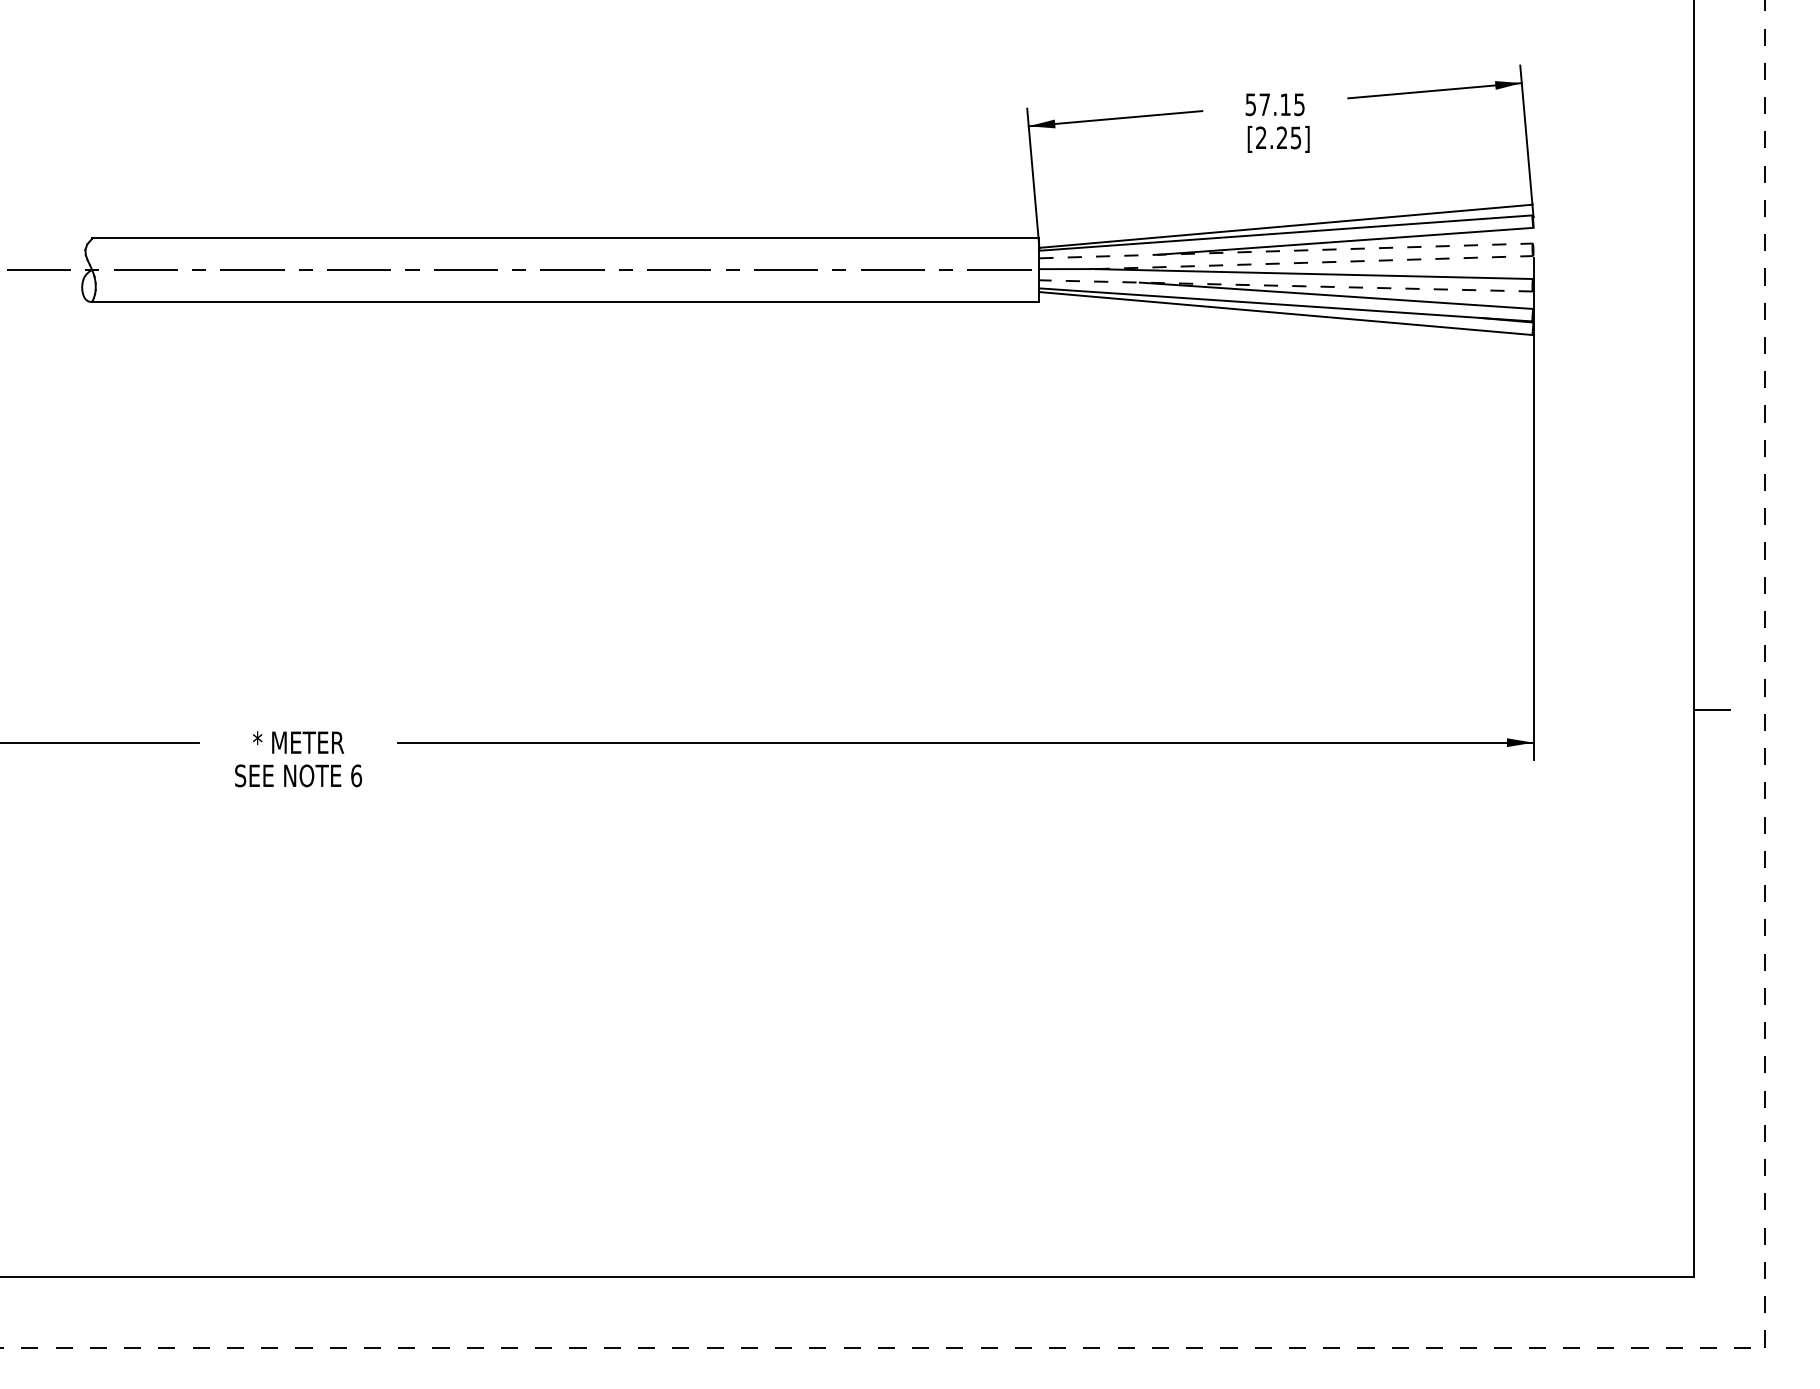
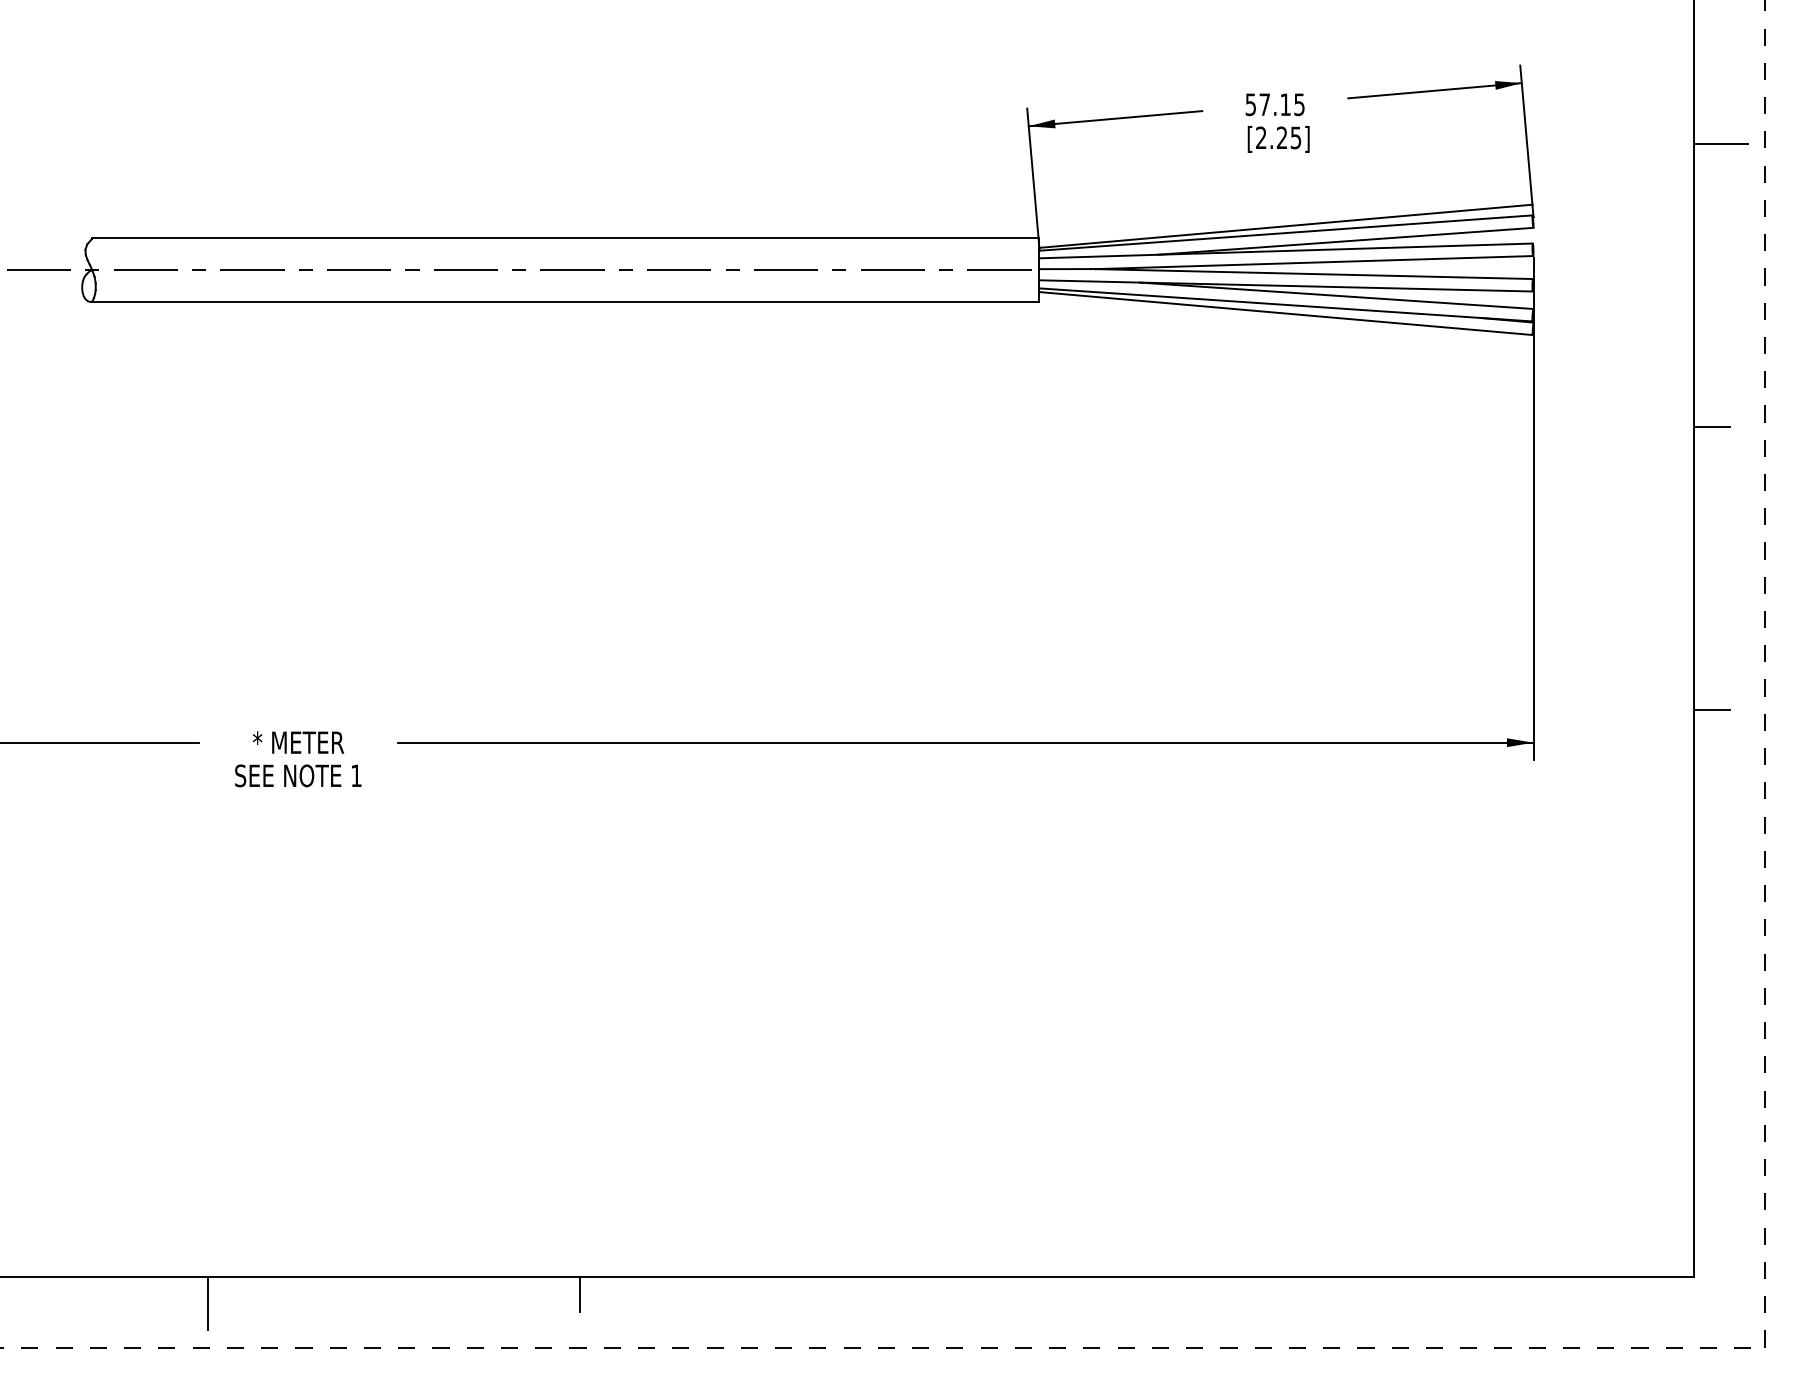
line: none -> present (1720, 144)
line: dashed -> solid (1286, 250)
line: dashed -> solid (1314, 262)
line: dashed -> solid (1284, 285)
line: none -> present (1712, 427)
text: 6 -> 1 (356, 775)
line: none -> present (579, 1294)
line: none -> present (208, 1302)
